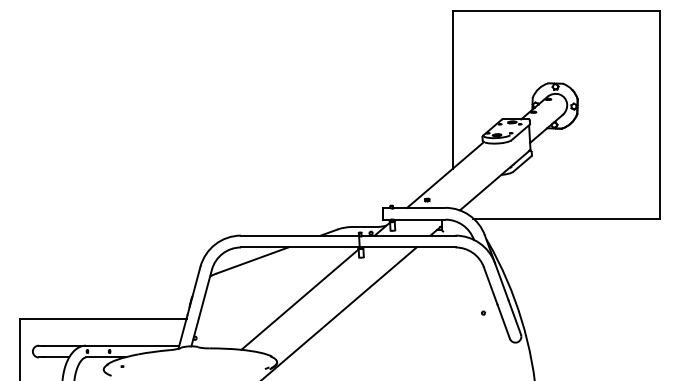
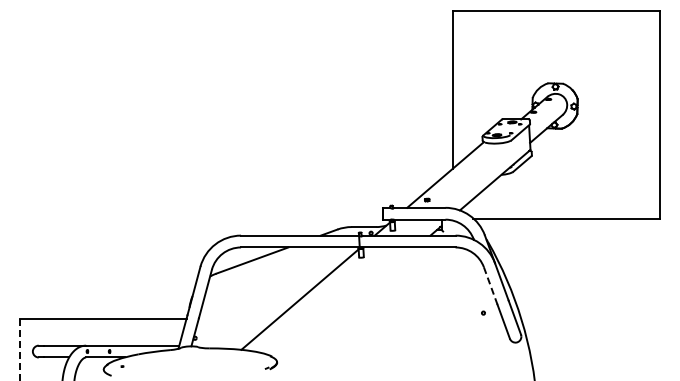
line: solid -> dashed (490, 286)
line: present -> none (340, 312)
line: solid -> dashed (20, 349)
